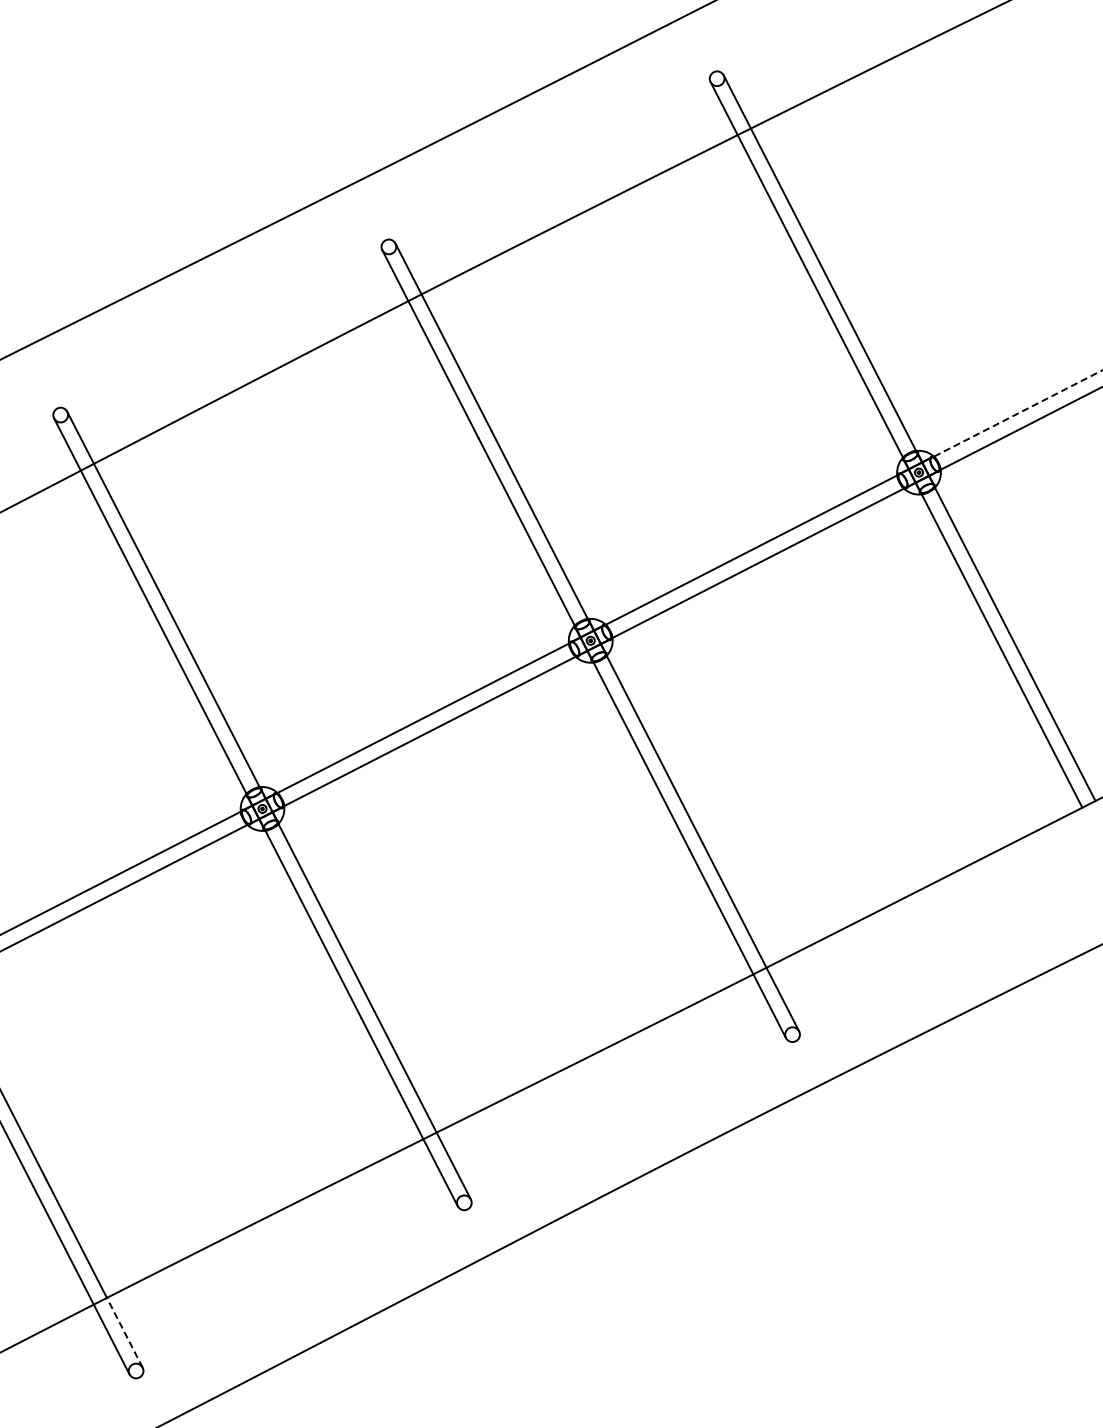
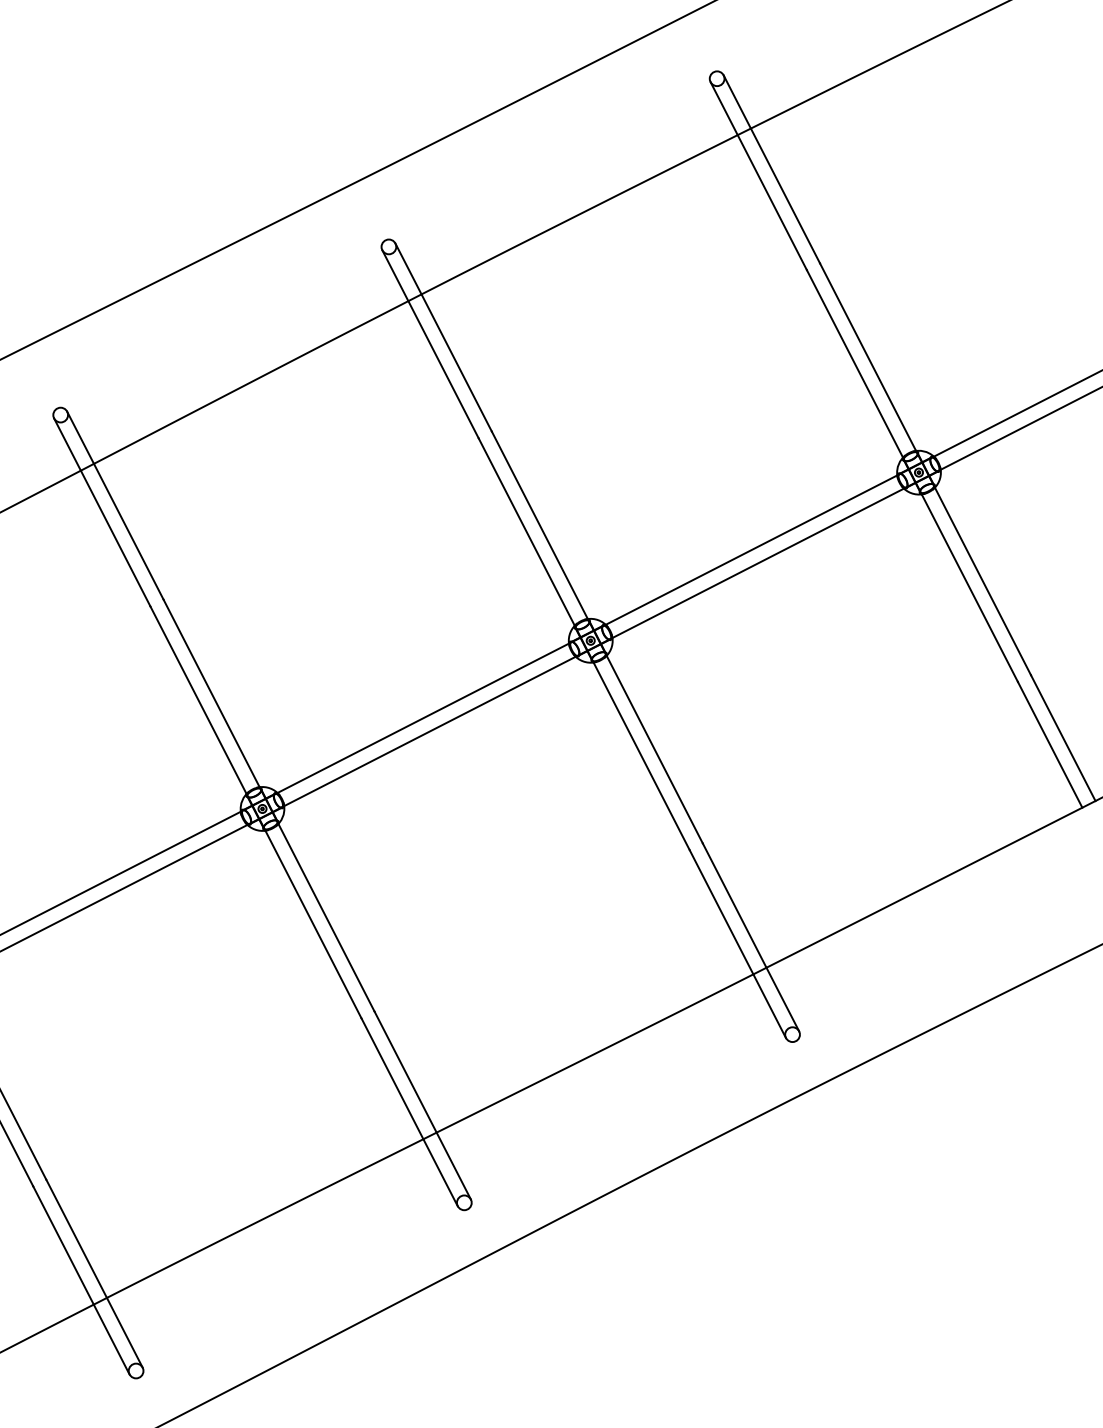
line: dashed -> solid (1016, 414)
line: dashed -> solid (124, 1332)
